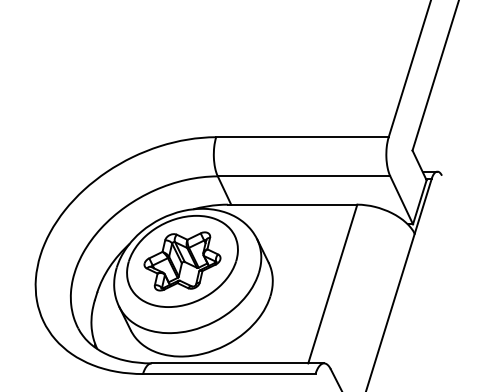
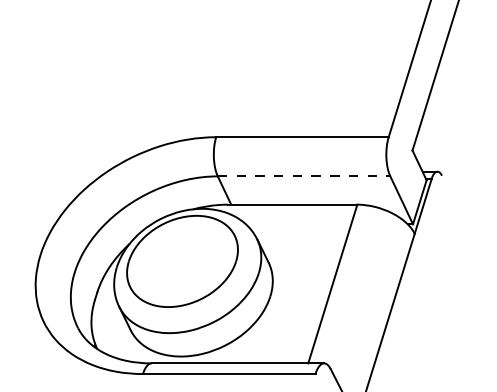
line: solid -> dashed (304, 176)
part: present -> none (182, 261)
